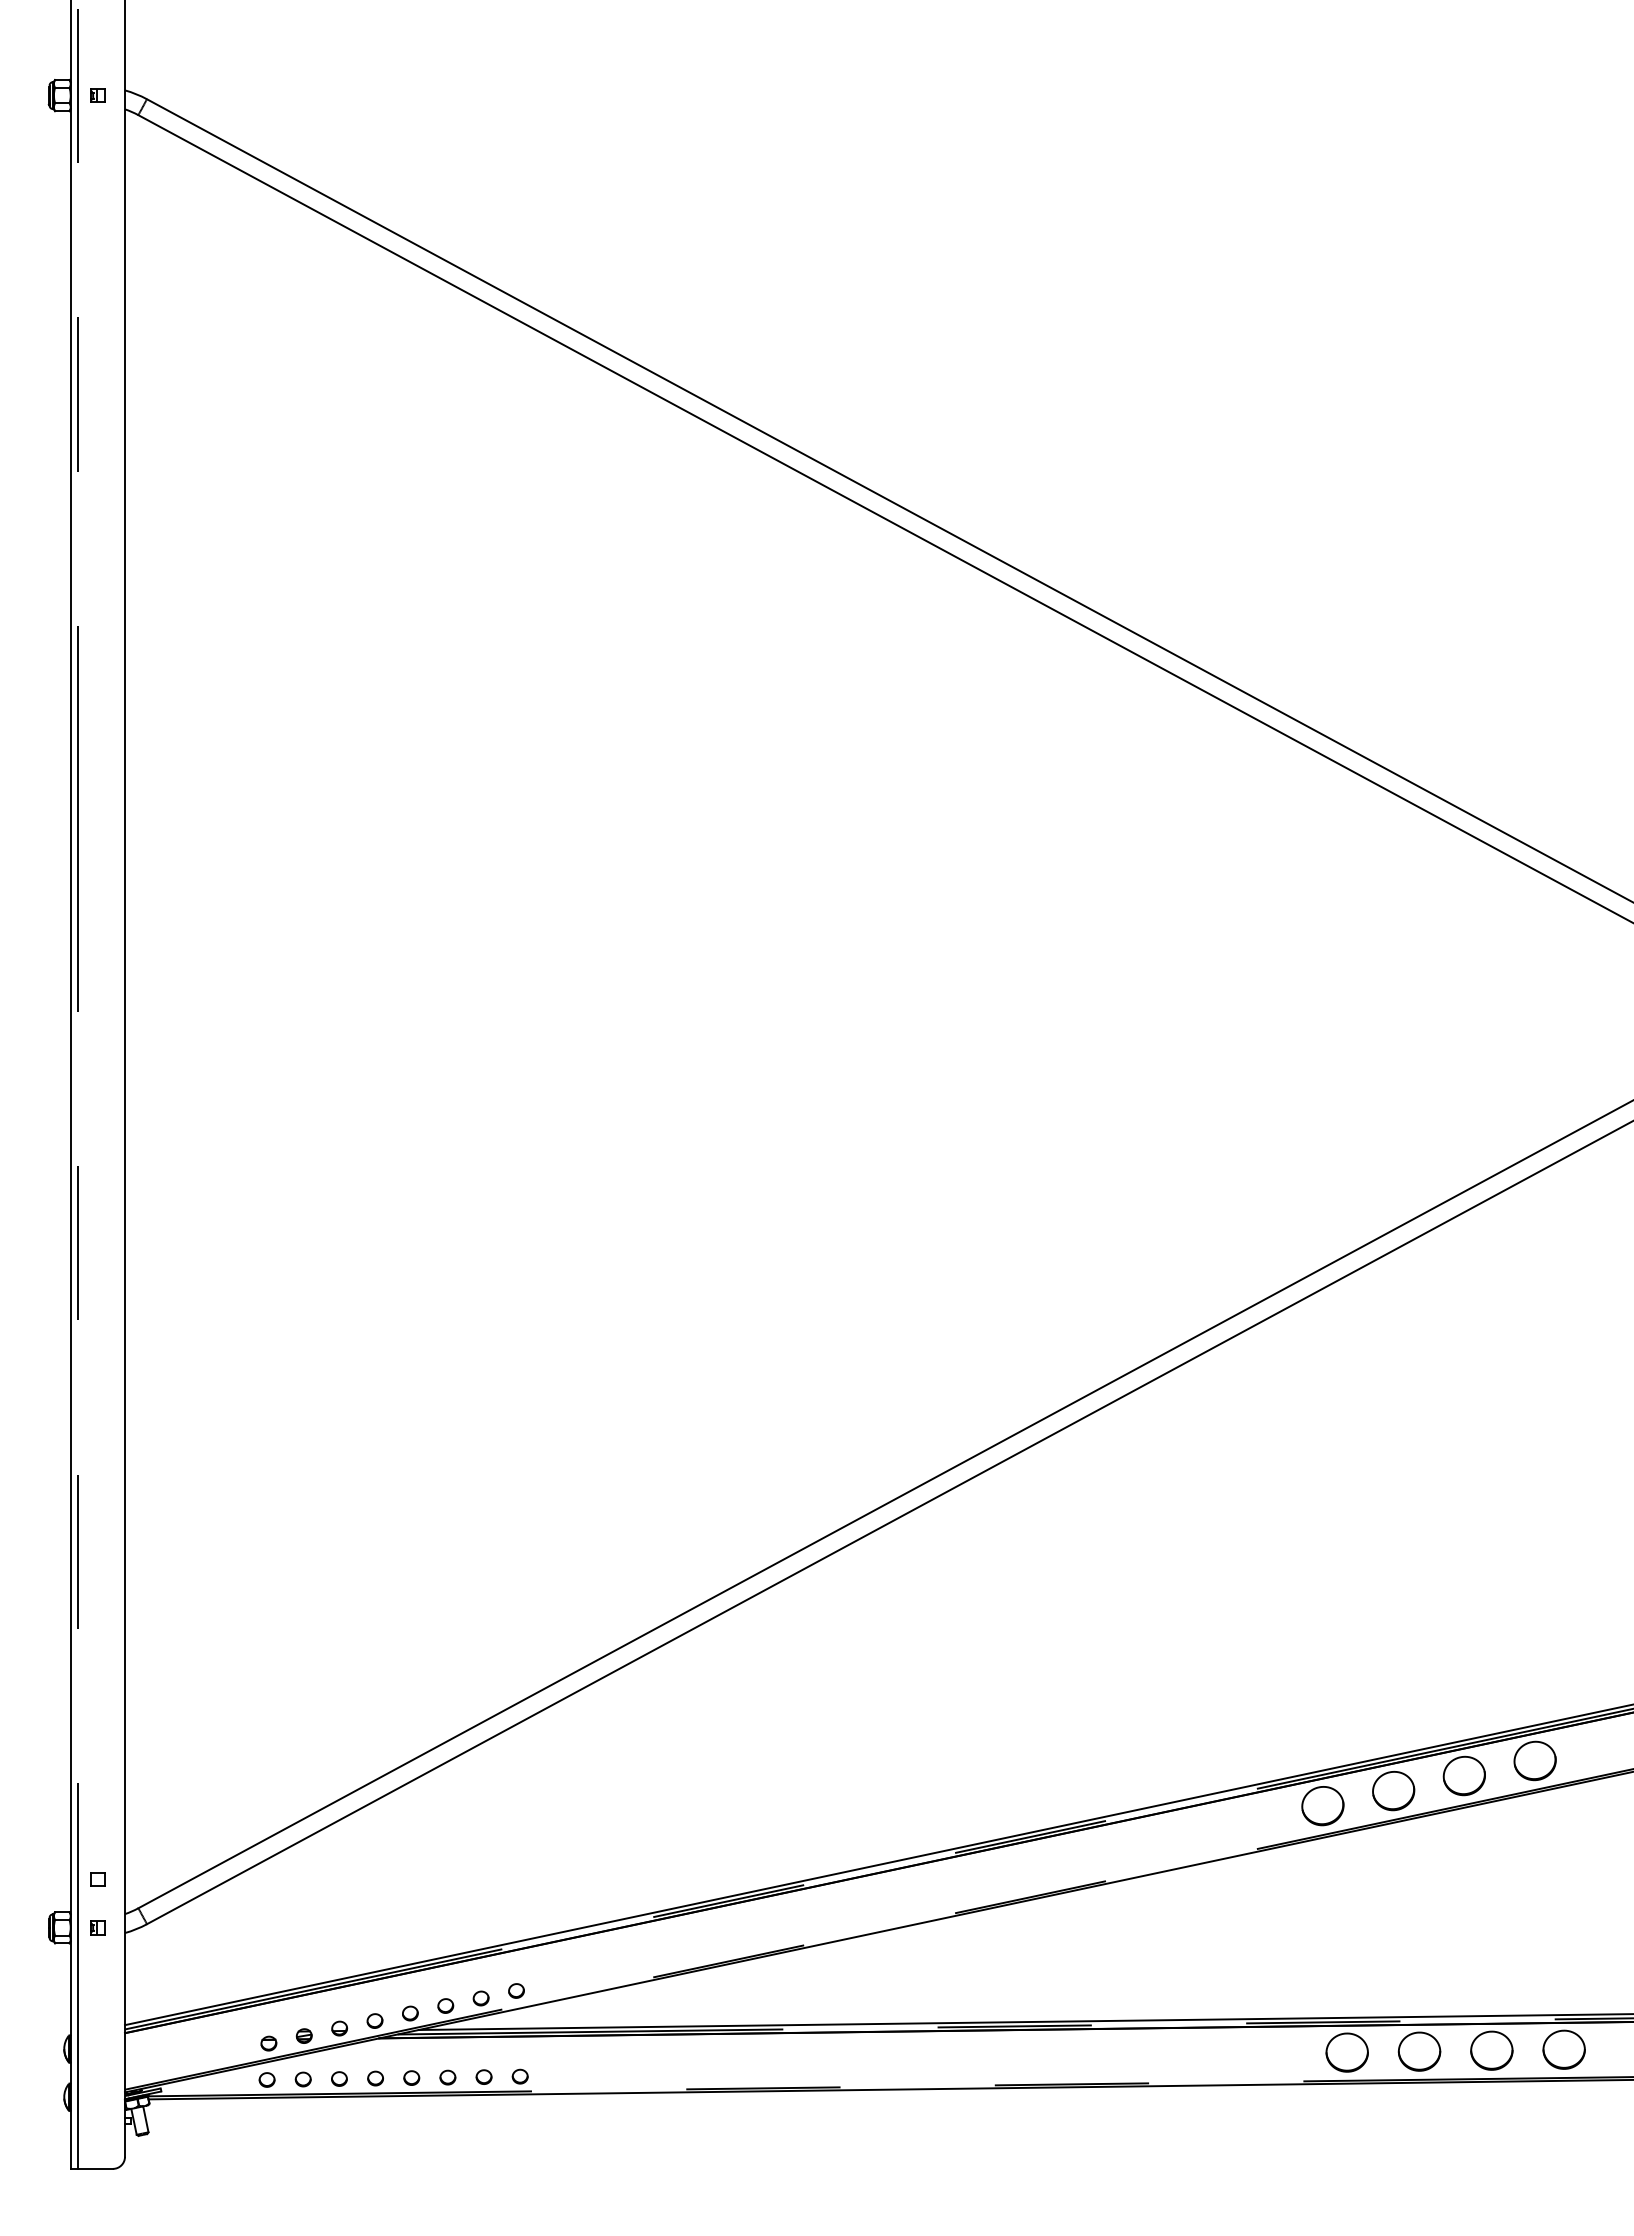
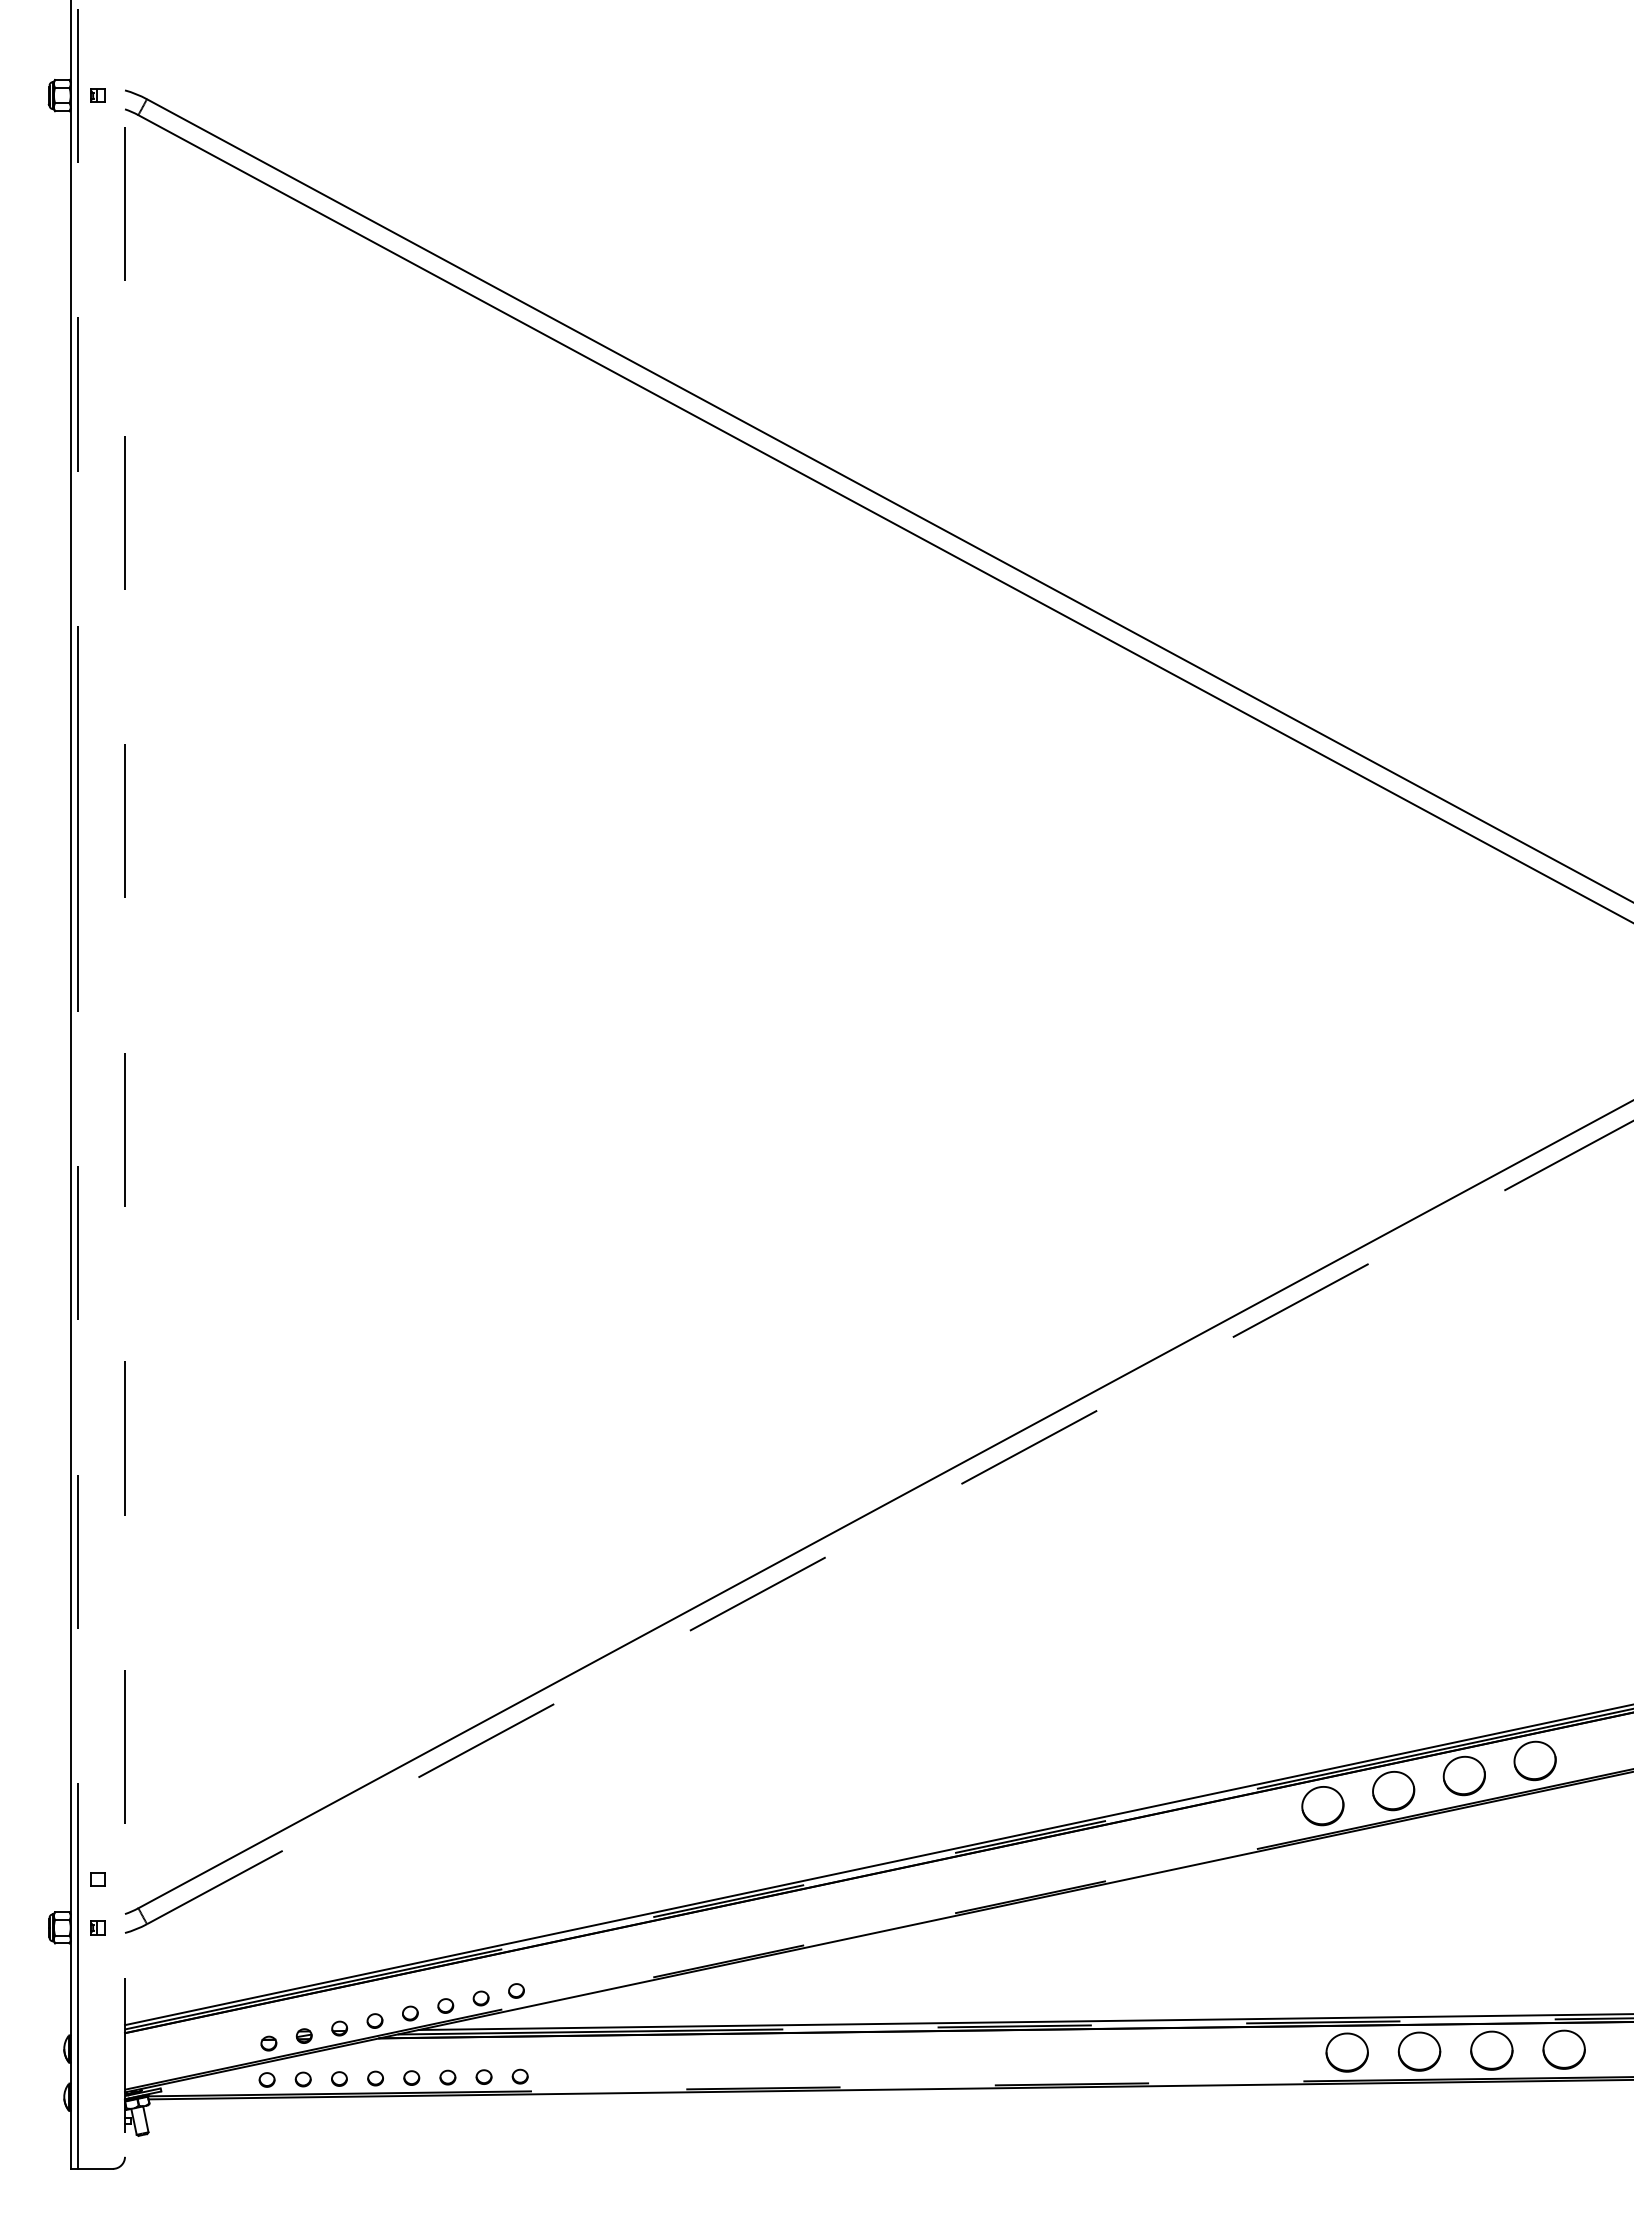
line: solid -> dashed (125, 1079)
line: solid -> dashed (890, 1522)
